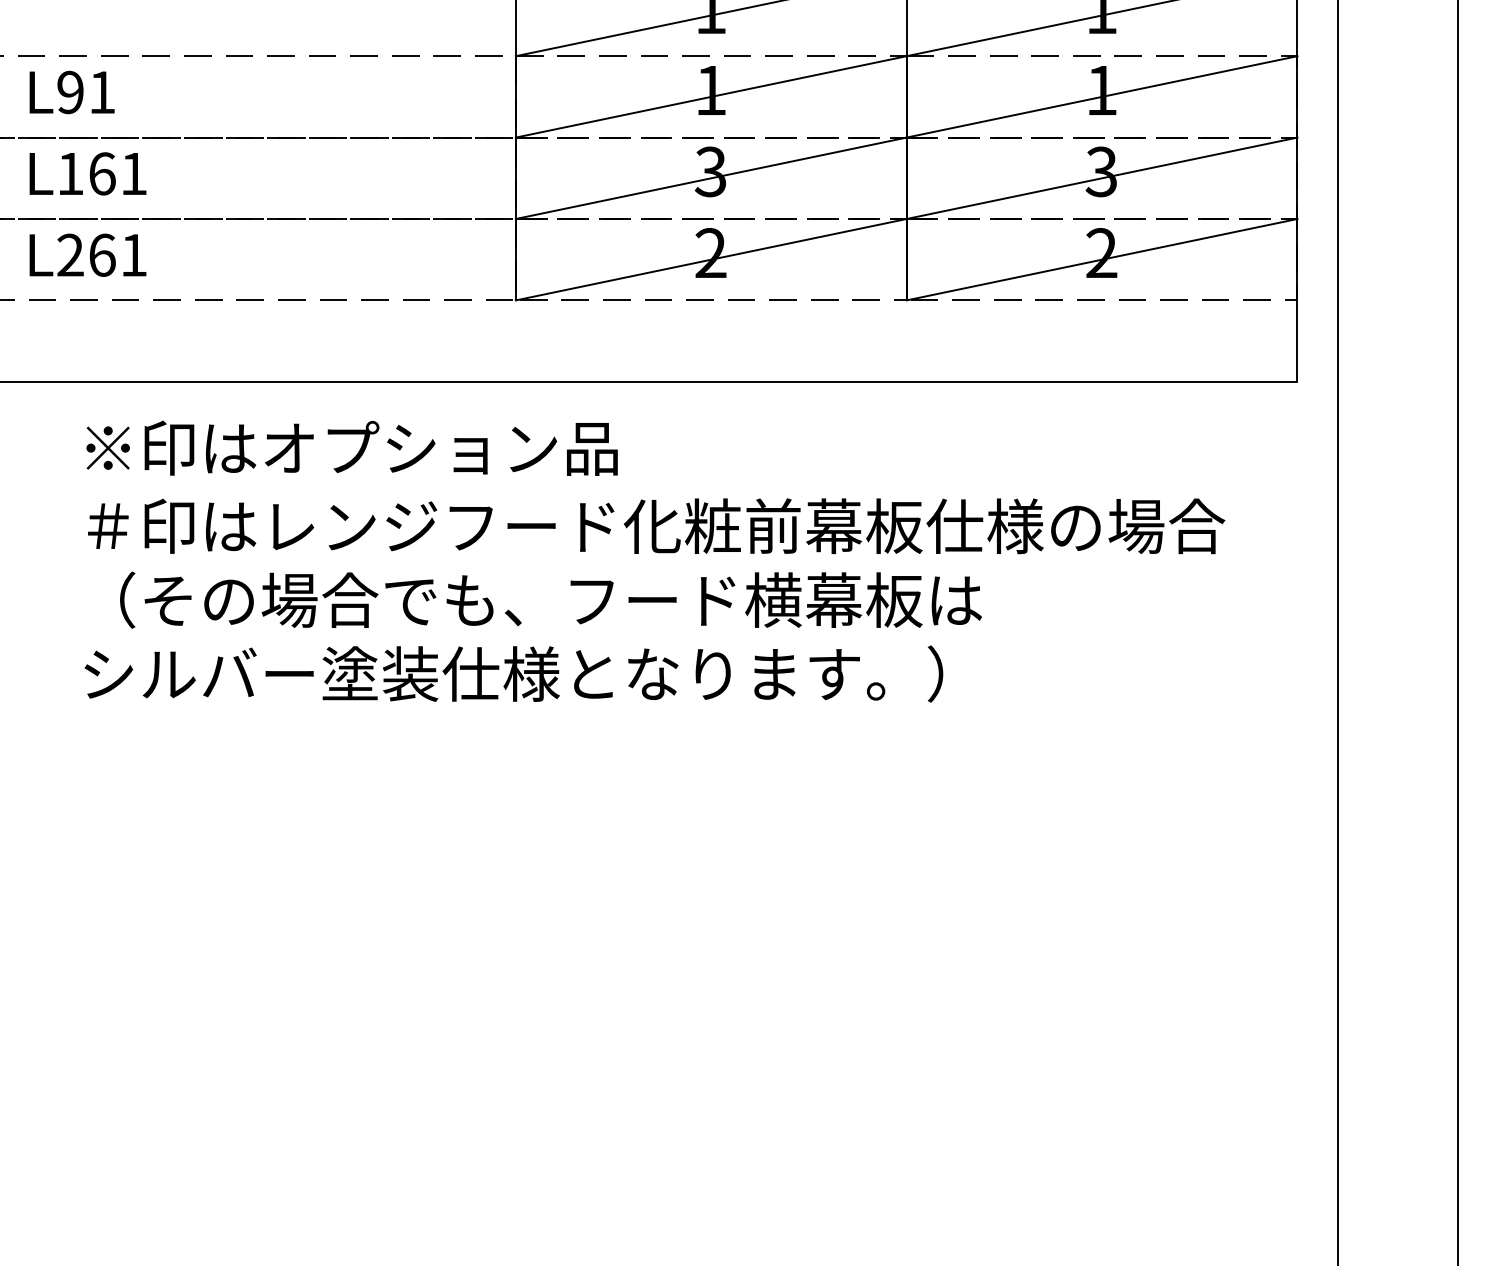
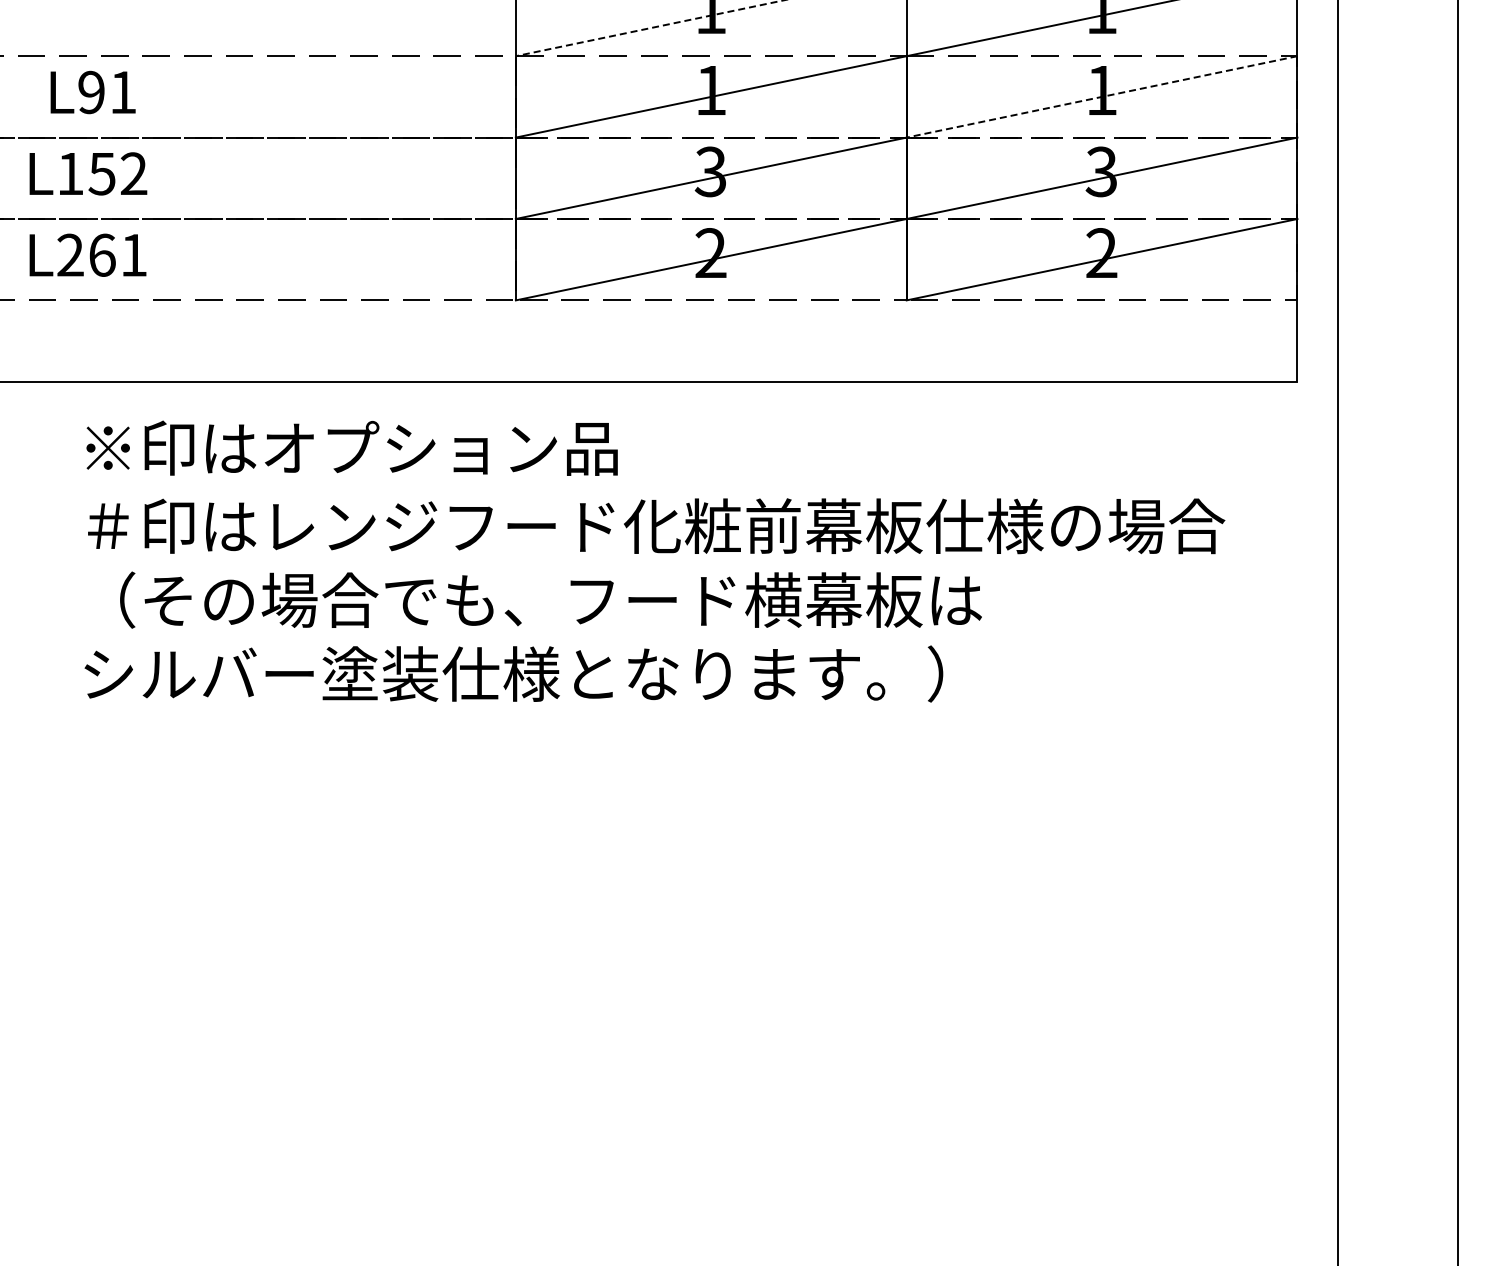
line: solid -> dashed (650, 28)
text position: (71, 92) -> (92, 92) (92, 92)
line: solid -> dashed (1102, 96)
text: L161 -> L152 (117, 173)
